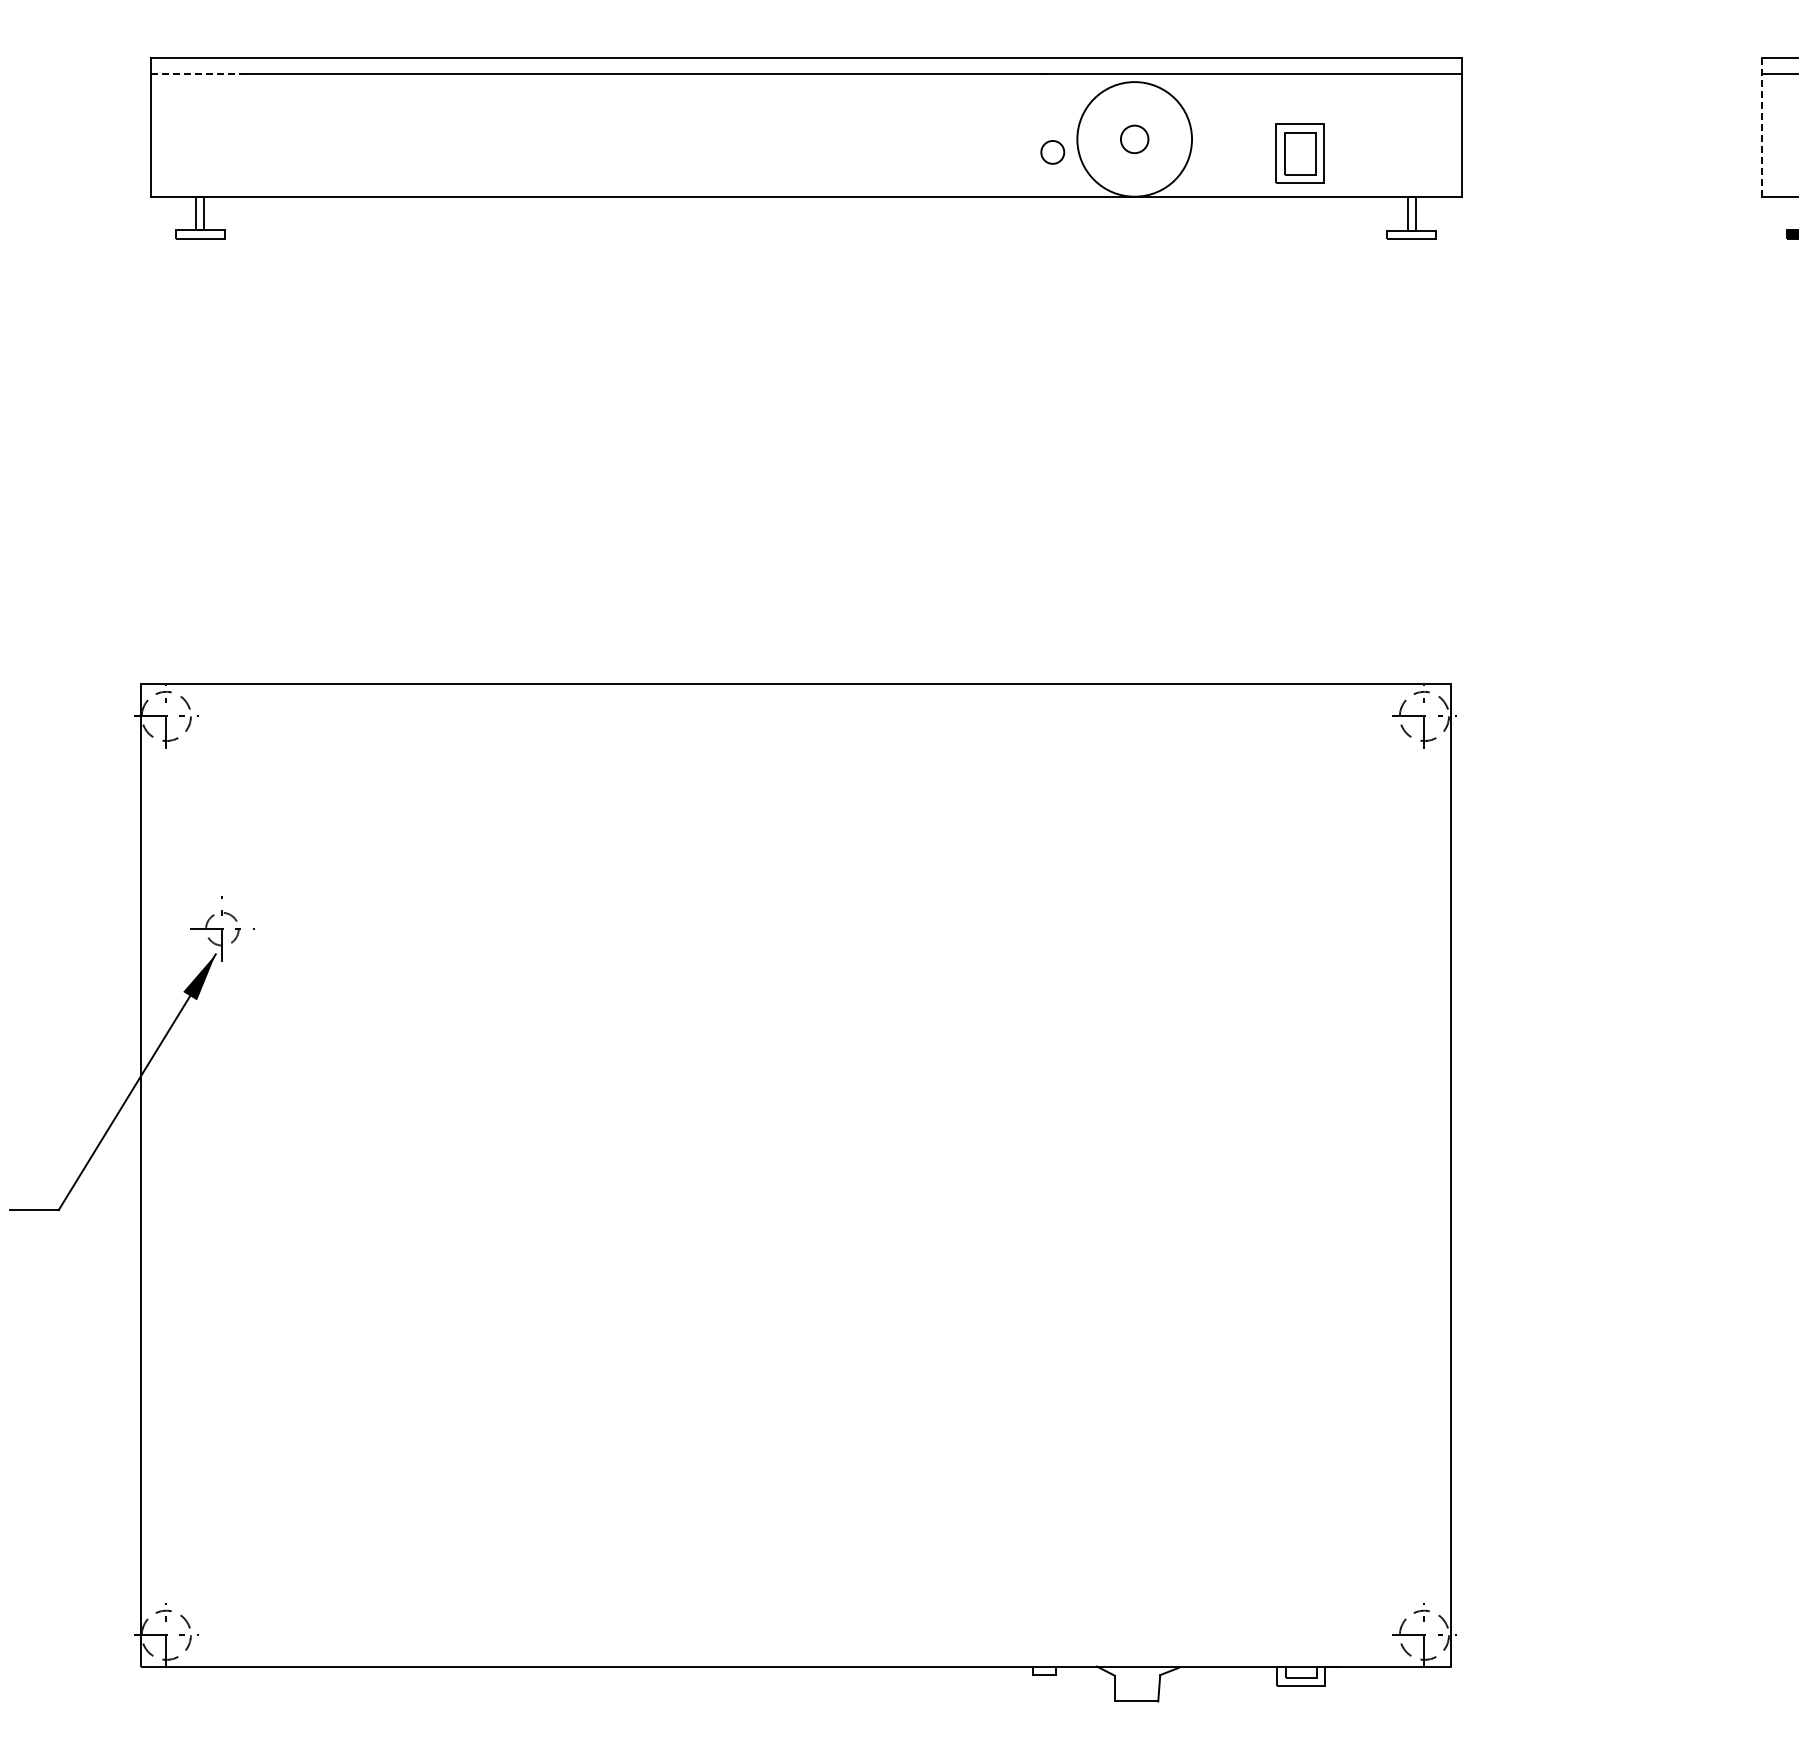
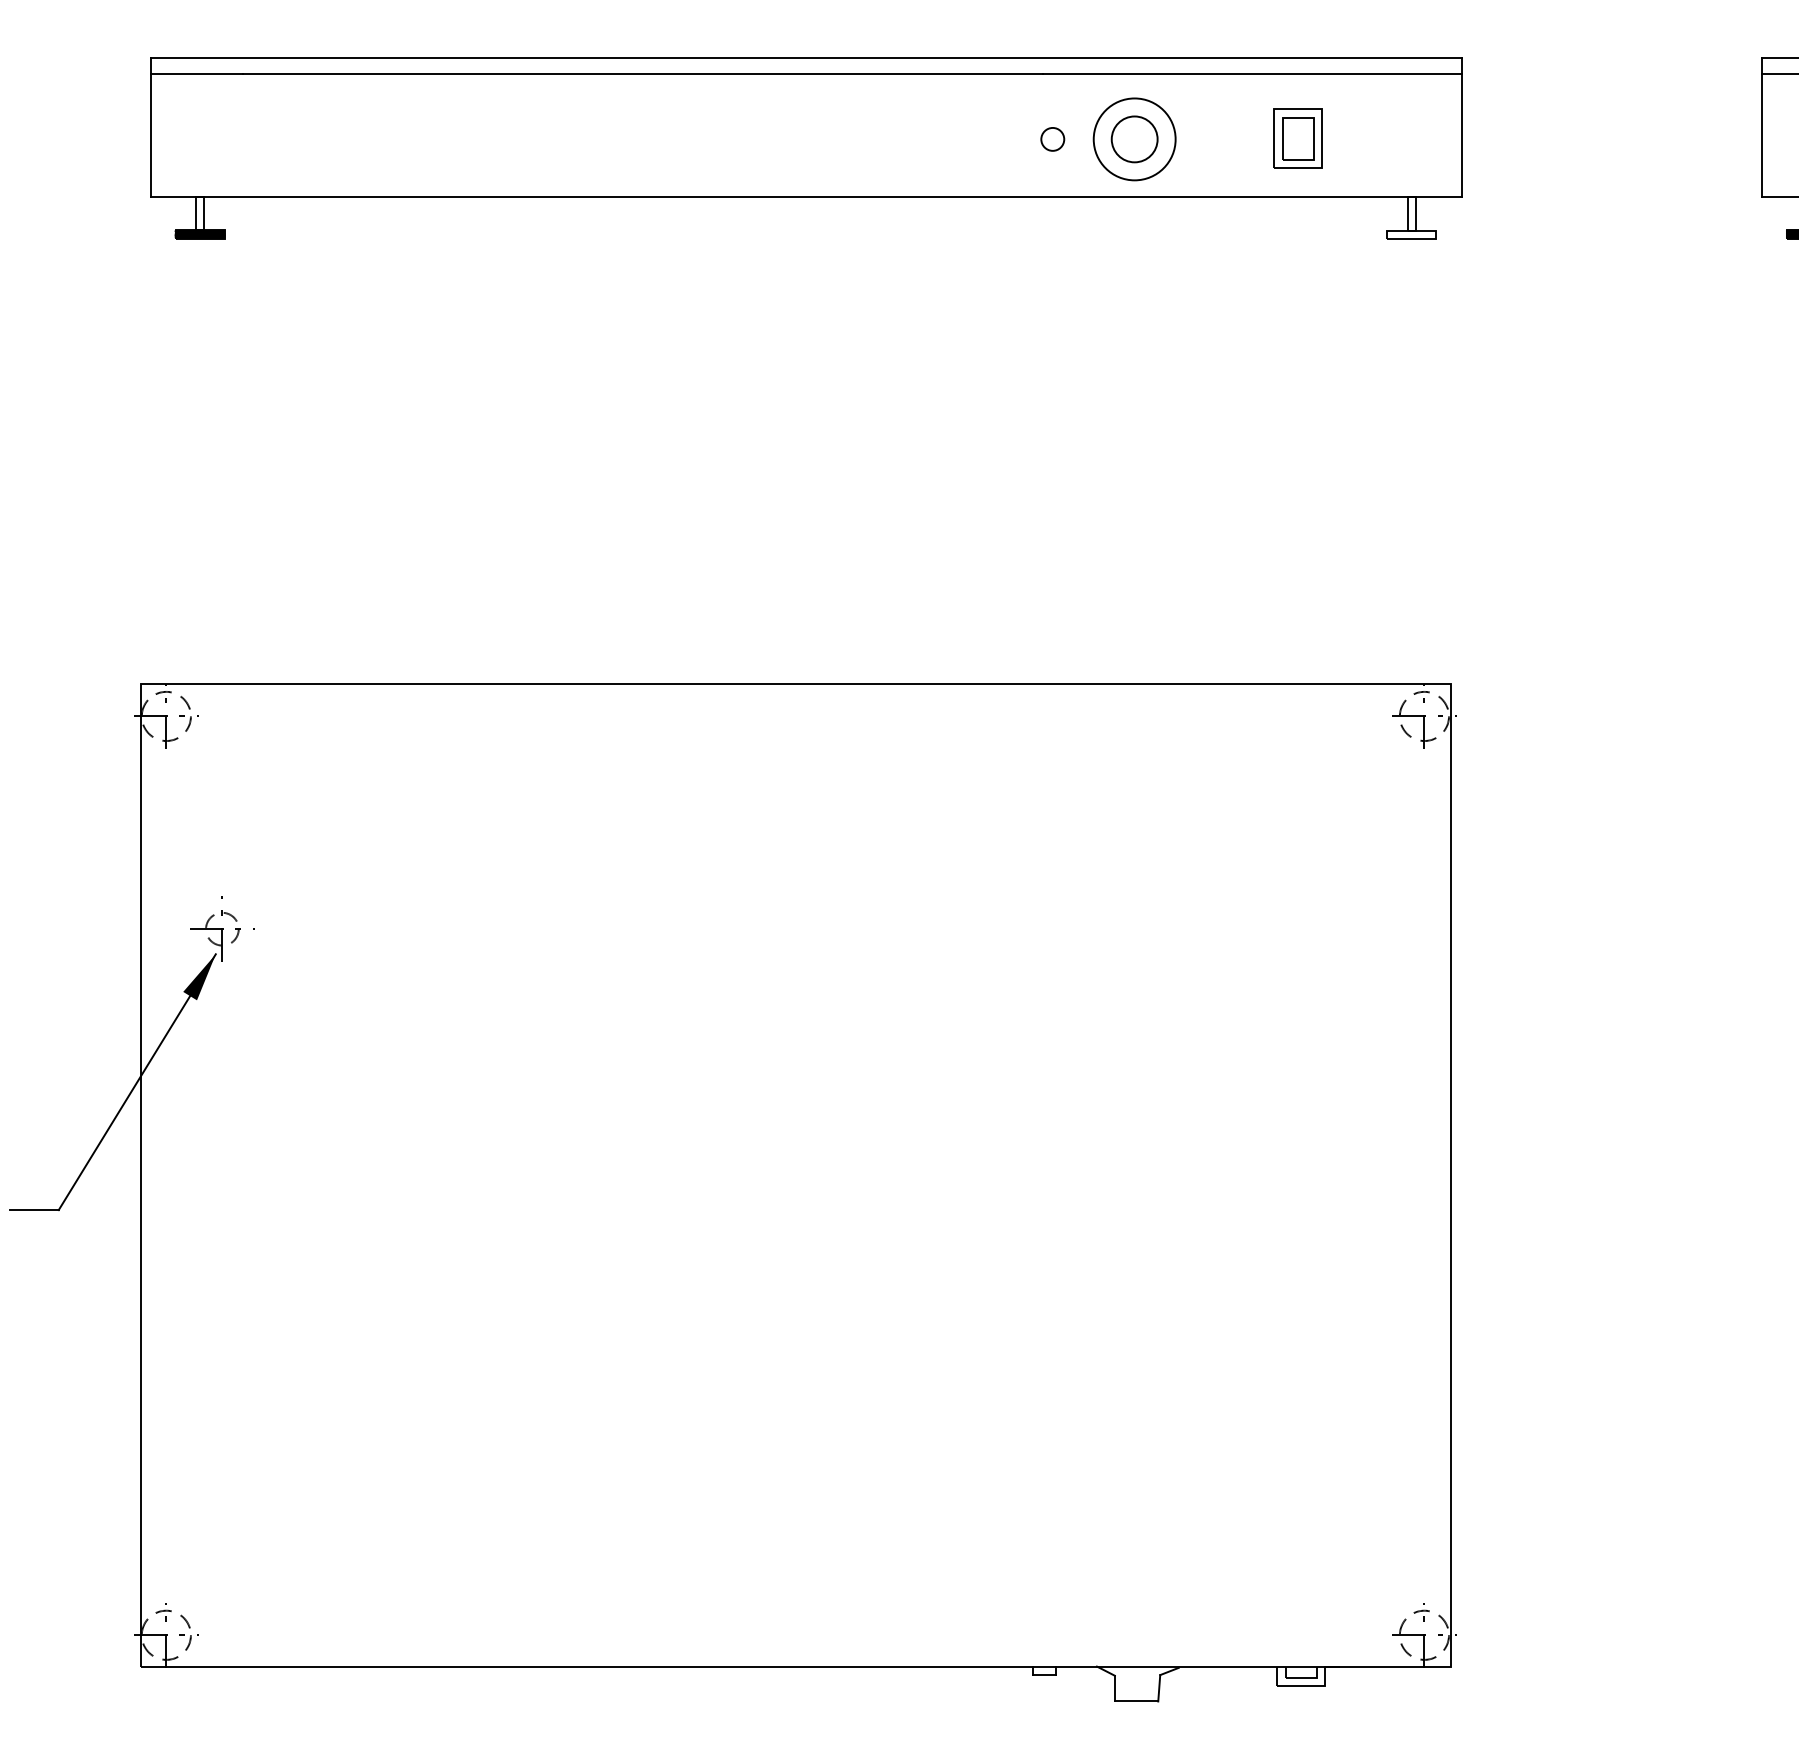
line: dashed -> solid (197, 73)
line: dashed -> solid (1761, 127)
circle diameter: 115 px -> 82 px (1134, 139)
circle diameter: 28 px -> 46 px (1134, 139)
circle position: (1052, 152) -> (1052, 139) (1052, 139)
part position: (1299, 153) -> (1297, 138) (1297, 138)
hatch: none -> present (199, 234)
